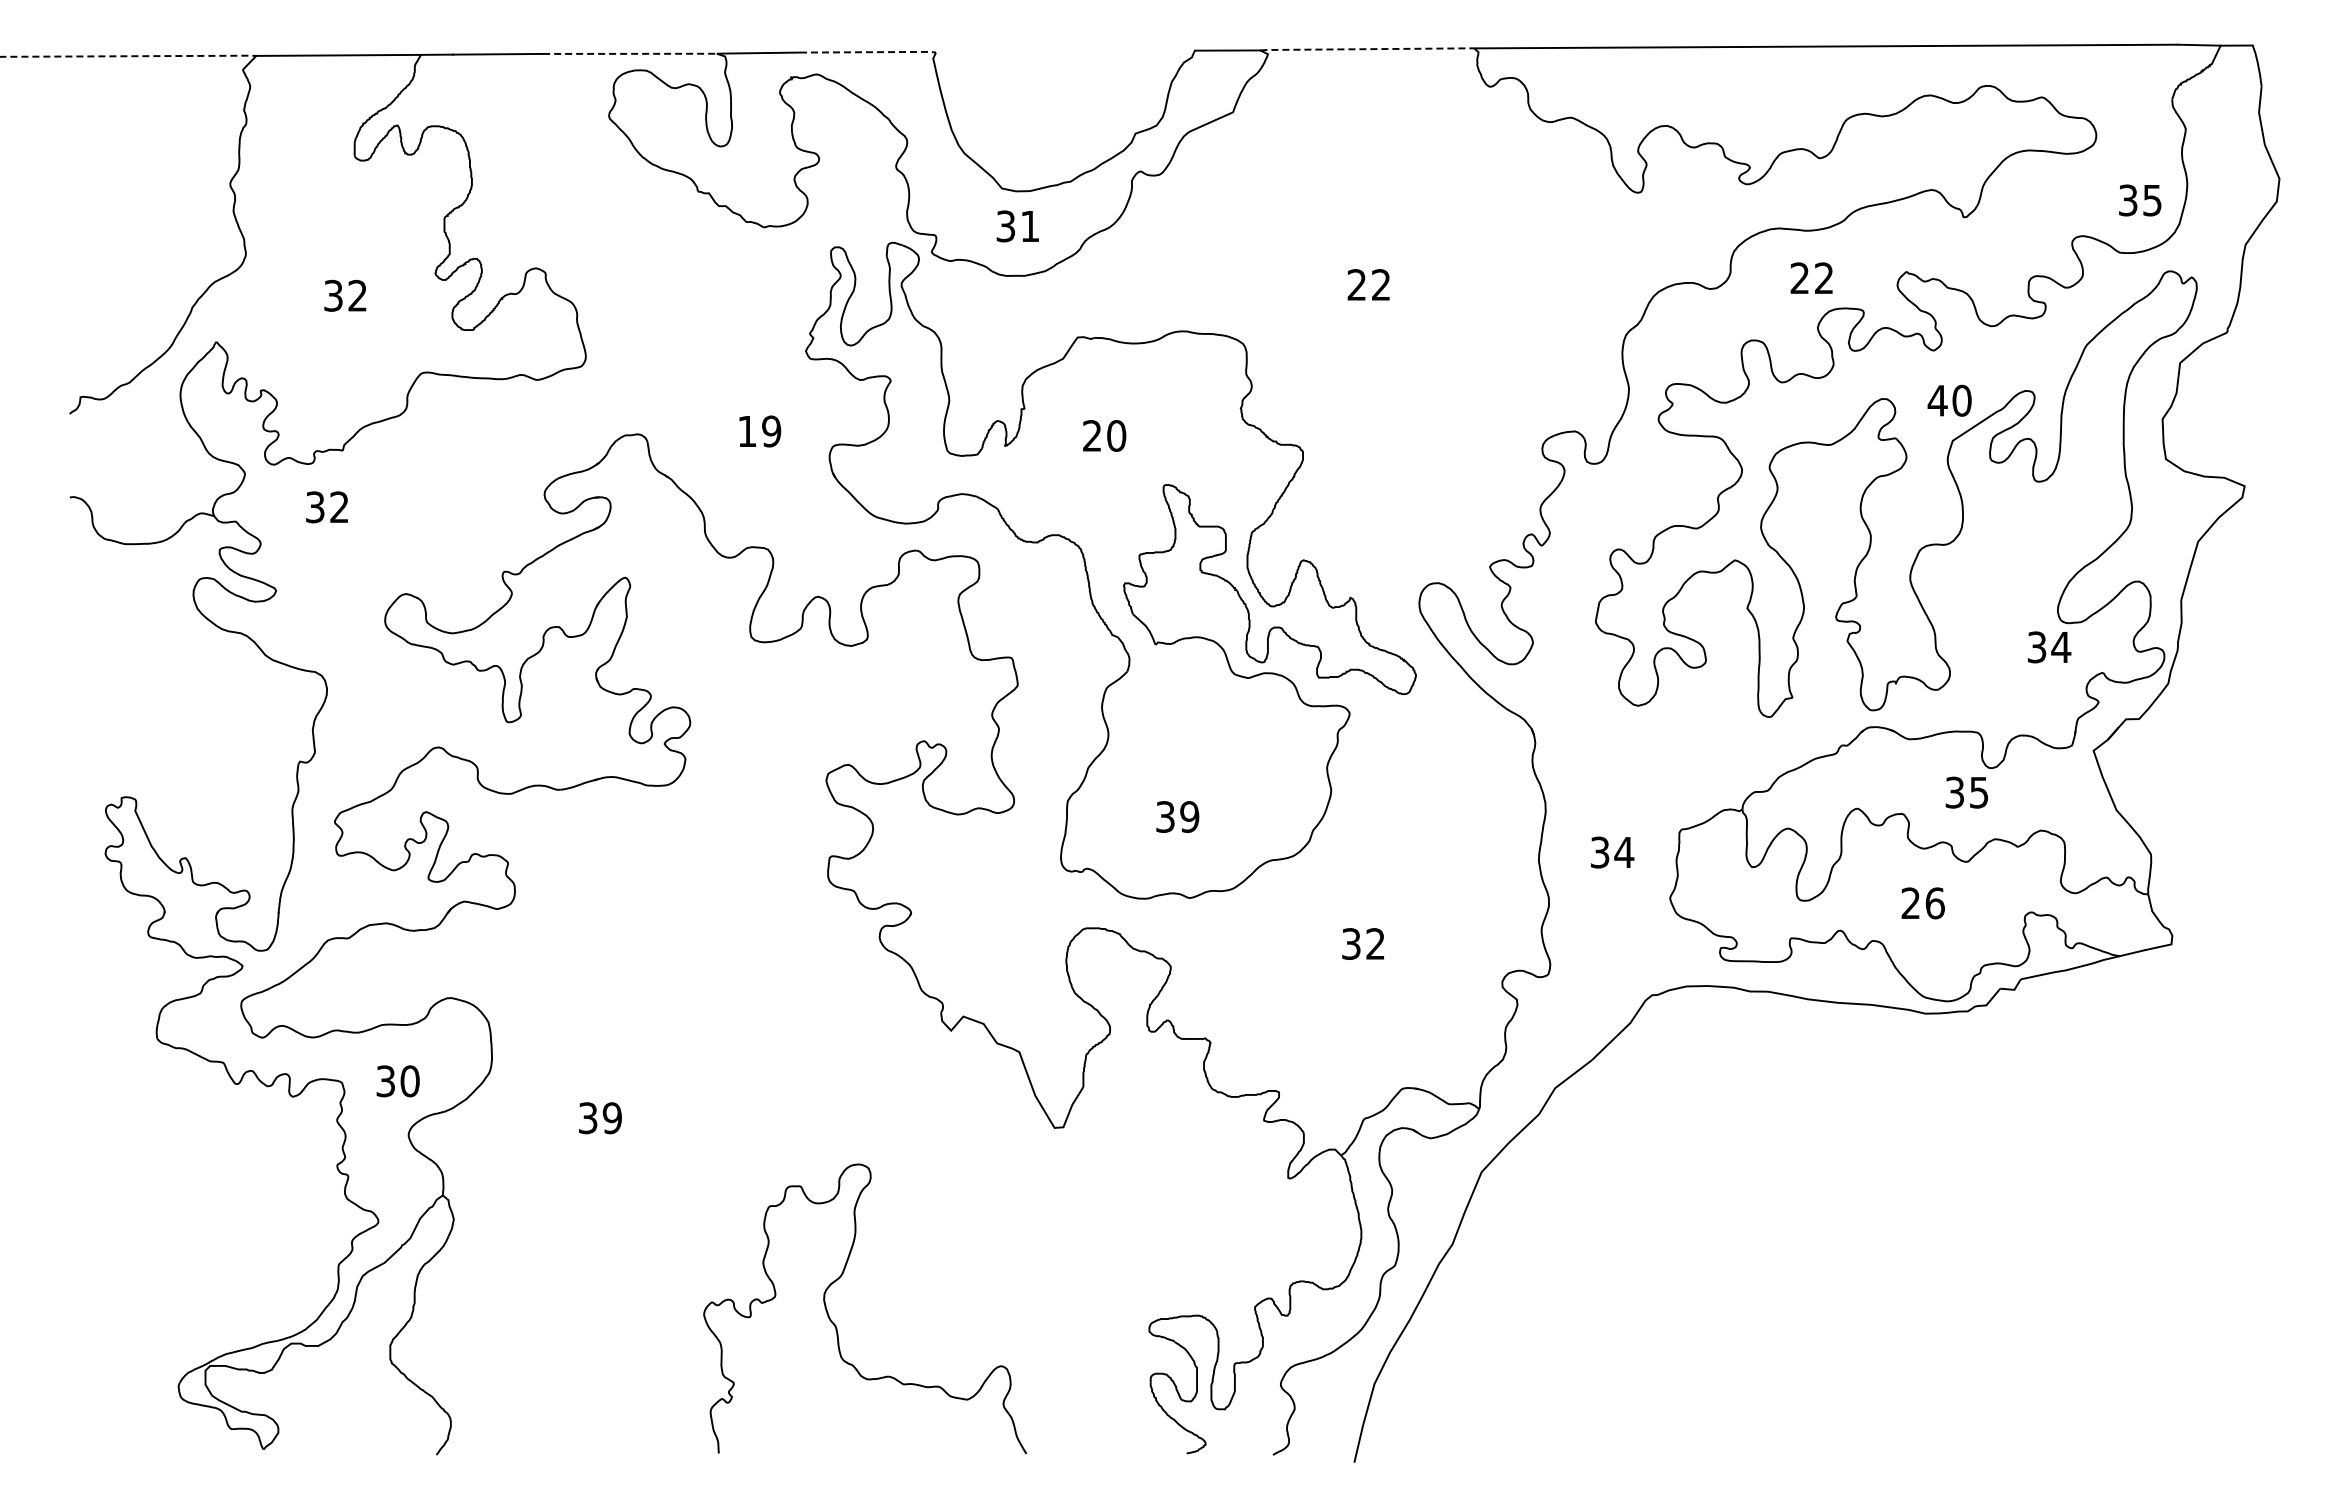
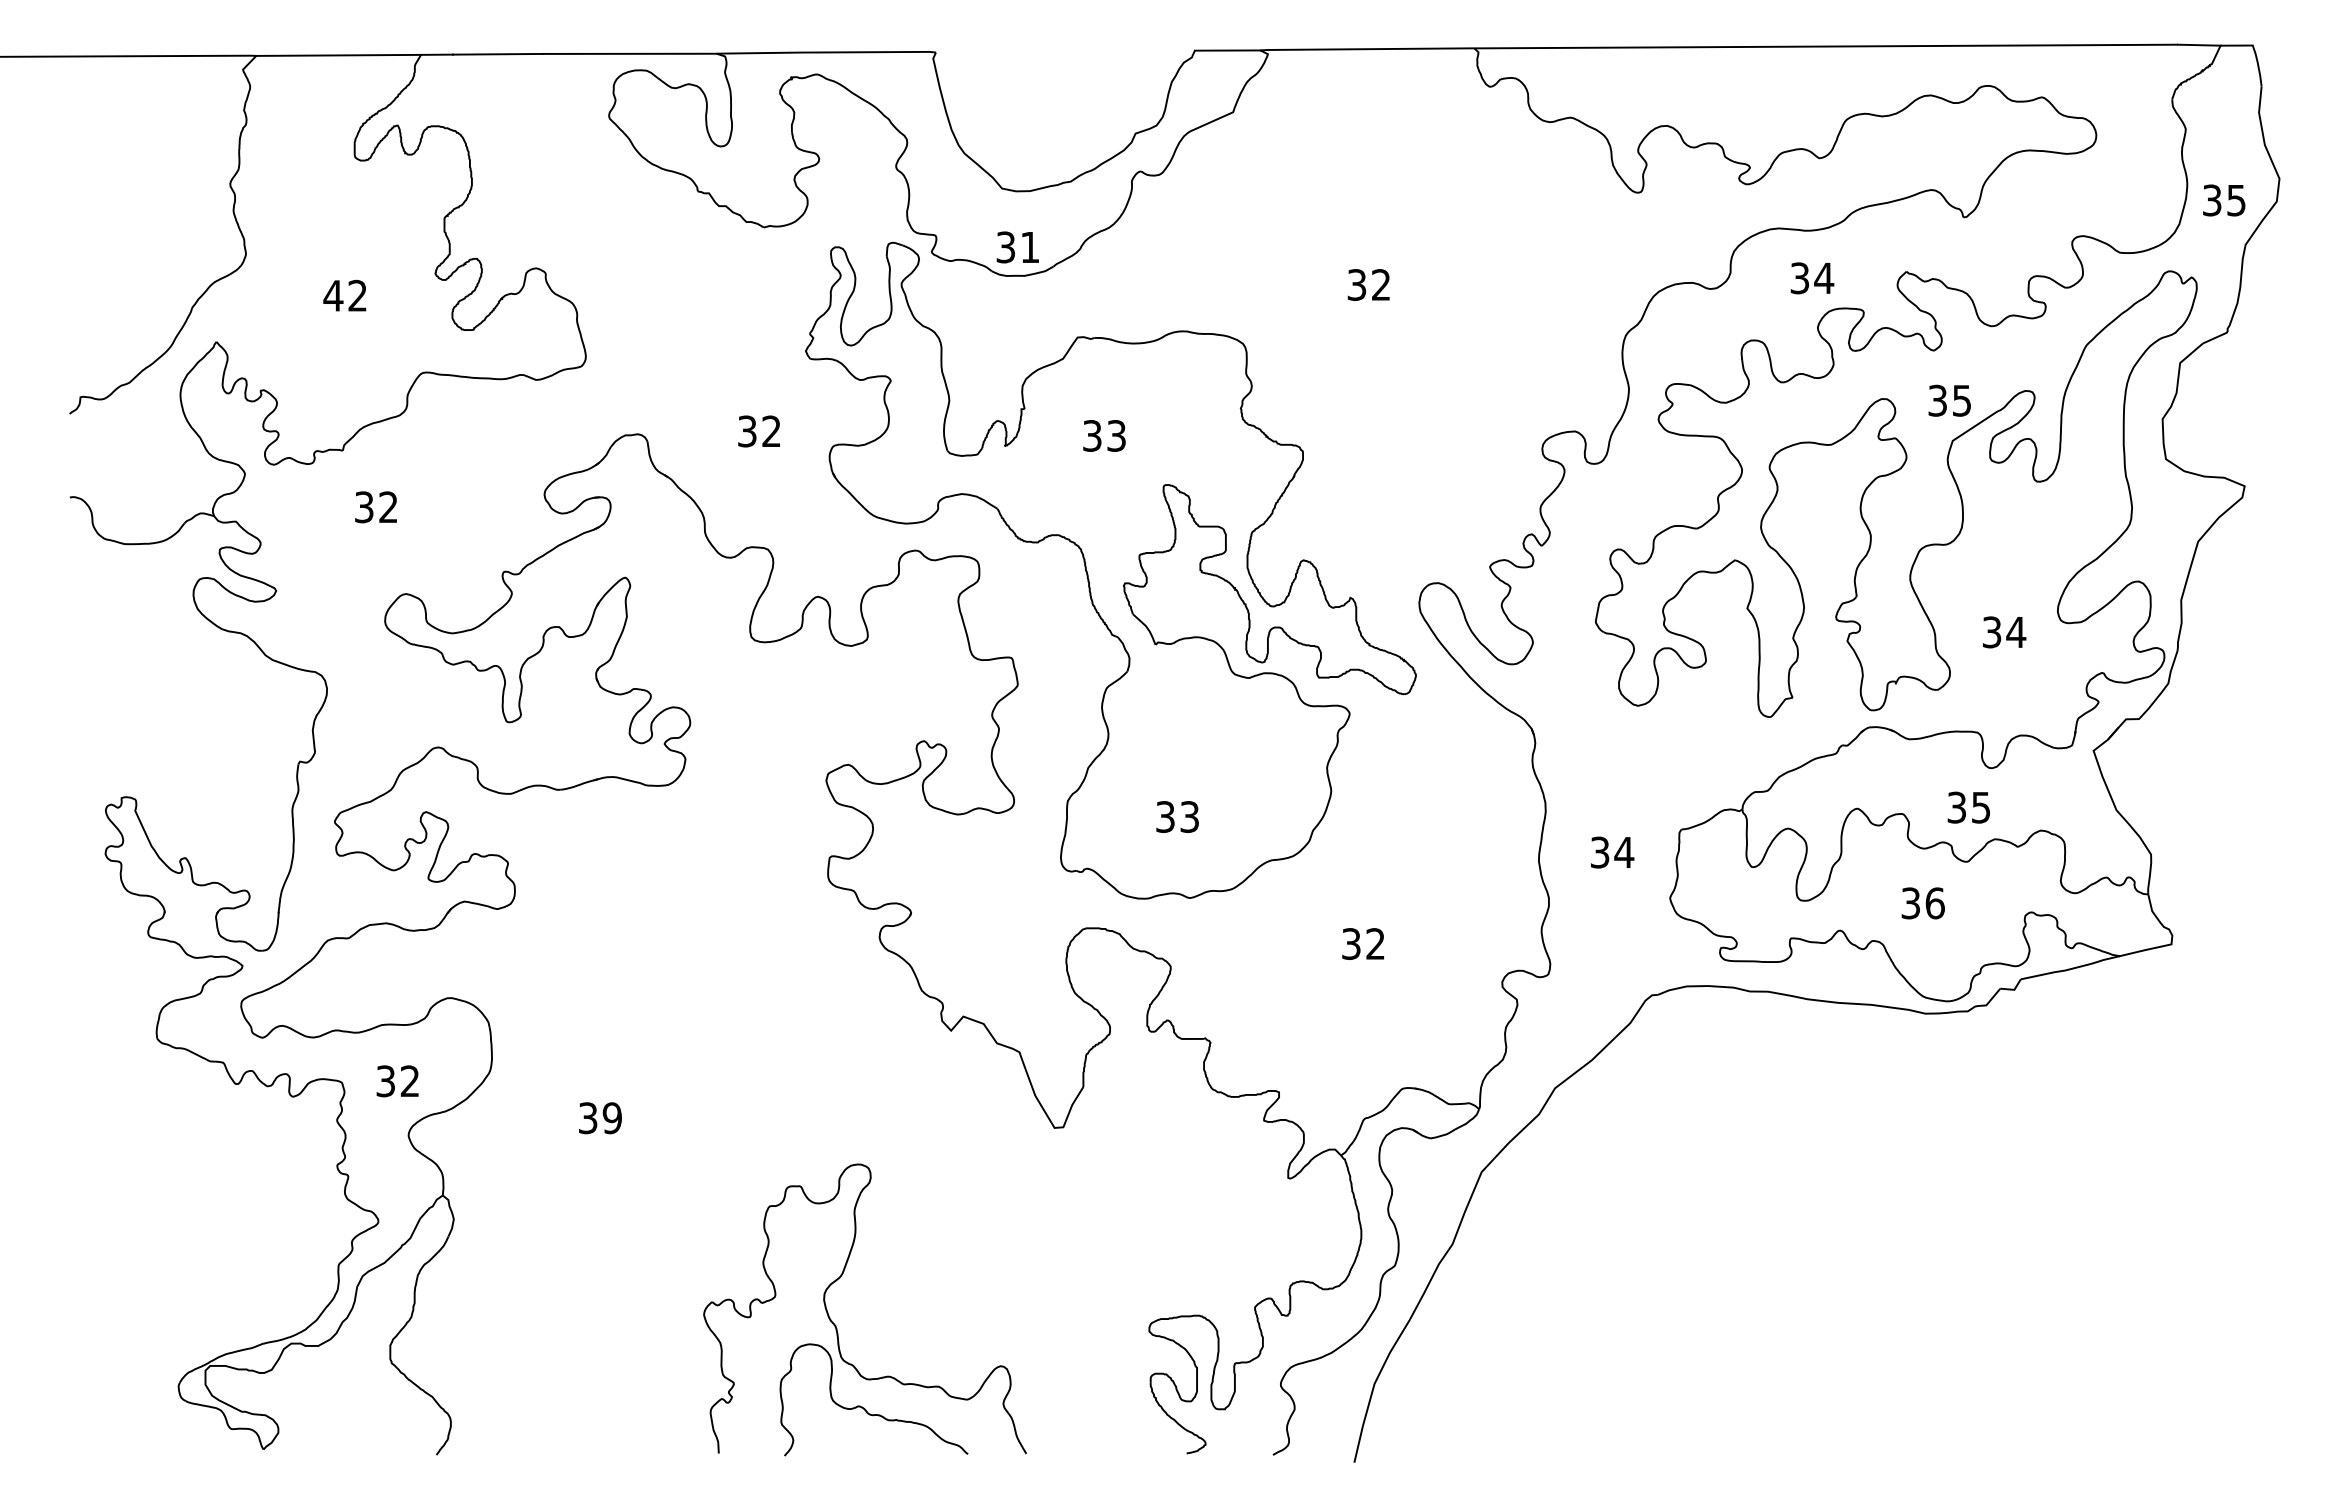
line: dashed -> solid (1366, 49)
line: dashed -> solid (868, 52)
line: dashed -> solid (629, 53)
line: dashed -> solid (129, 56)
text position: (2140, 200) -> (2224, 200) (2224, 200)
text position: (1017, 226) -> (1017, 247) (1017, 247)
text: 22 -> 34 (1812, 278)
text: 22 -> 32 (1356, 284)
text: 32 -> 42 (333, 295)
text: 40 -> 35 (1949, 400)
text: 19 -> 32 (759, 431)
text: 20 -> 33 (1104, 435)
text position: (326, 507) -> (375, 507) (375, 507)
text position: (2049, 647) -> (2004, 632) (2004, 632)
text position: (1966, 792) -> (1968, 807) (1968, 807)
text: 39 -> 33 (1189, 816)
text: 26 -> 36 (1910, 903)
text: 30 -> 32 (409, 1081)
curve: none -> present (865, 1408)
